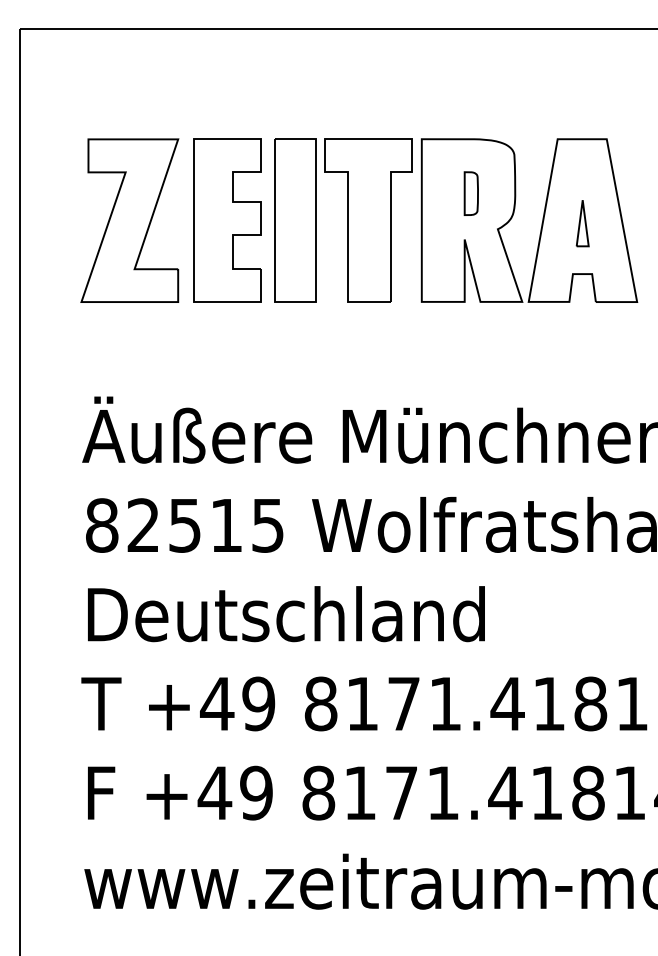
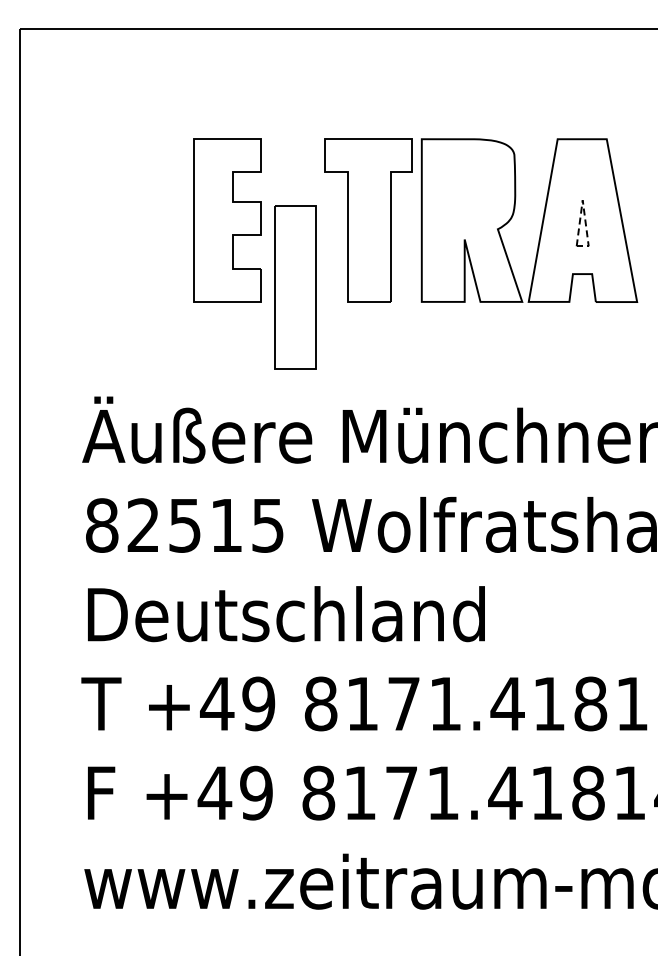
part: present -> none (470, 193)
line: solid -> dashed (583, 207)
part: present -> none (129, 220)
part position: (295, 220) -> (295, 287) (295, 287)
